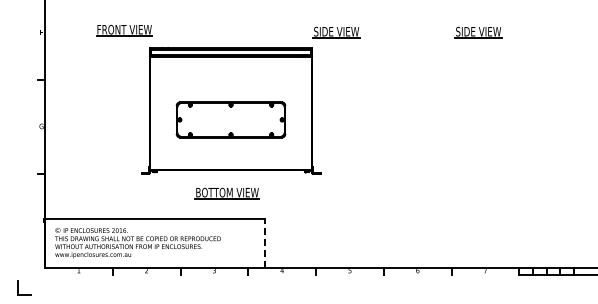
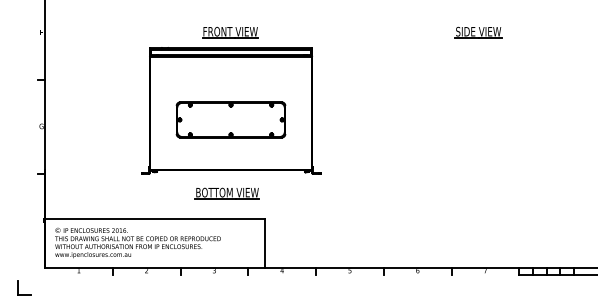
part position: (124, 30) -> (230, 32) (230, 32)
part: present -> none (336, 32)
line: dashed -> solid (265, 243)
